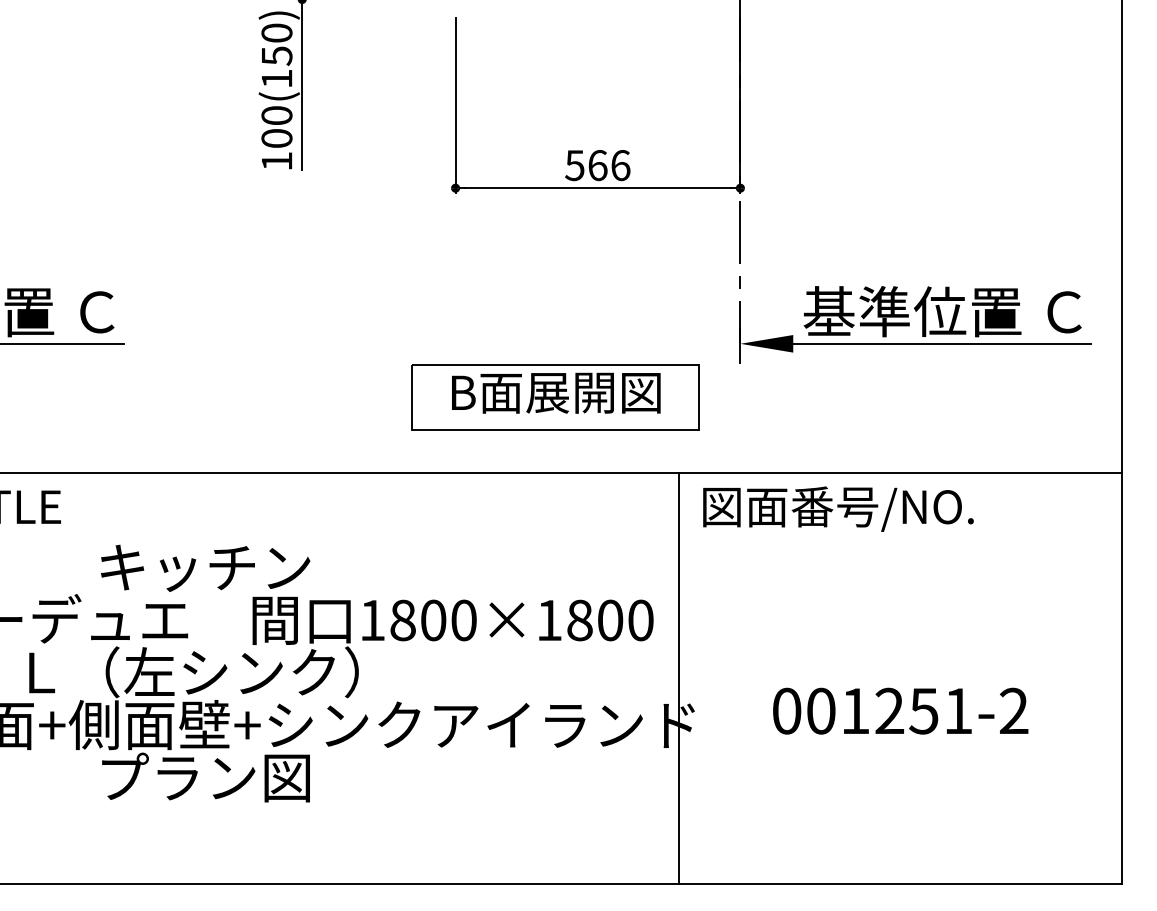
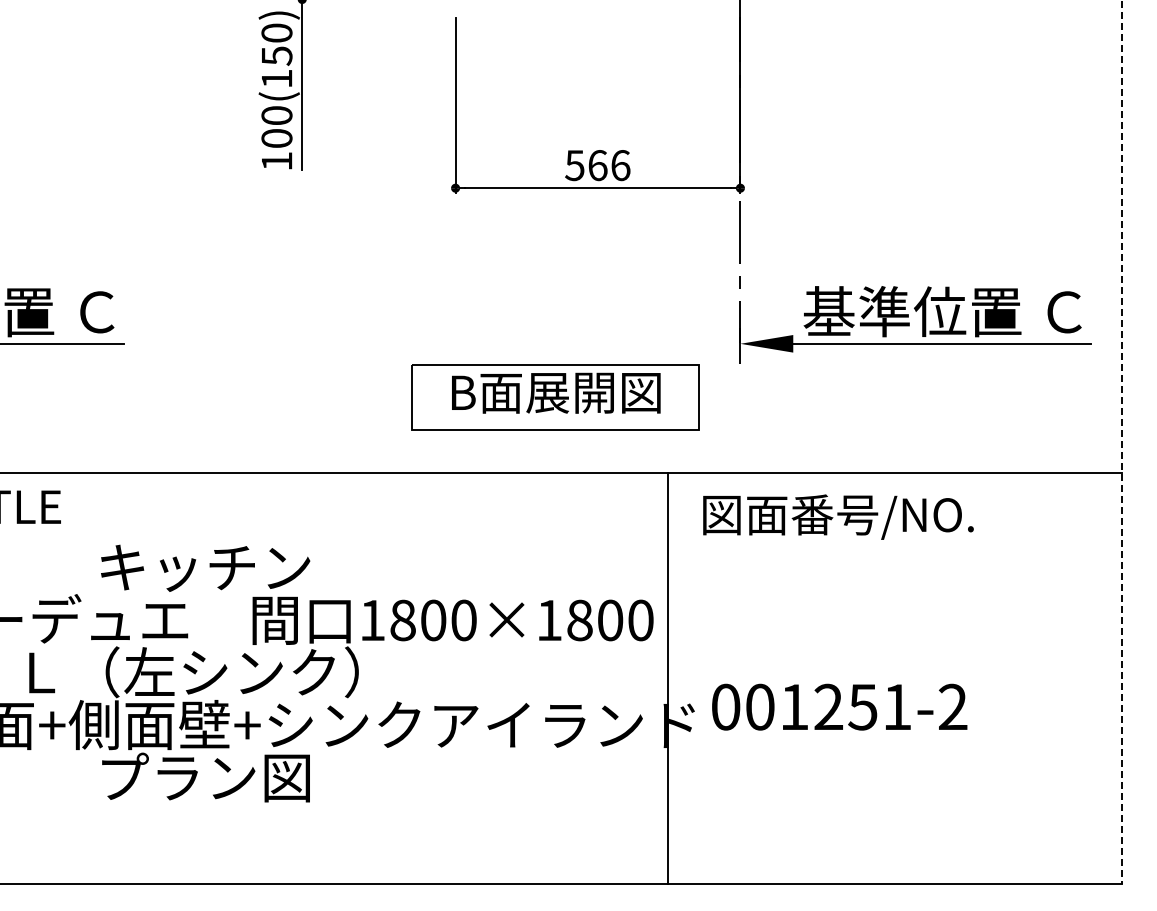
line: solid -> dashed (1122, 441)
text position: (838, 508) -> (838, 516) (838, 516)
line position: (679, 677) -> (668, 677) (668, 677)
text position: (900, 710) -> (839, 706) (839, 706)
